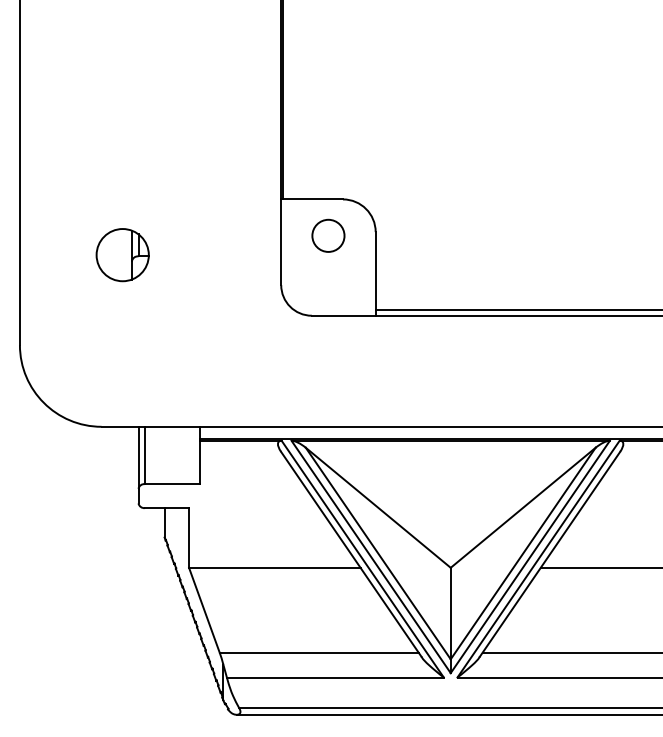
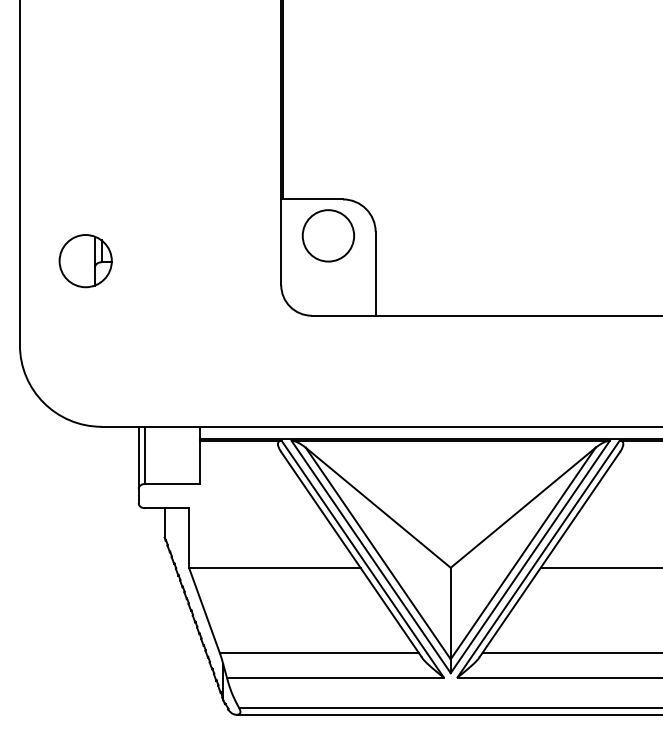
circle diameter: 32 px -> 51 px (328, 235)
part position: (122, 255) -> (85, 261) (85, 261)
line: present -> none (517, 309)
